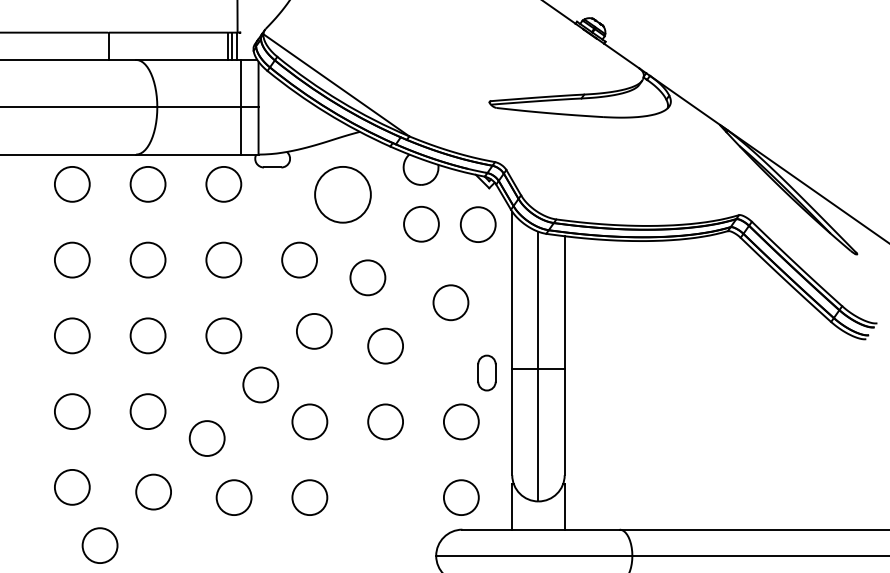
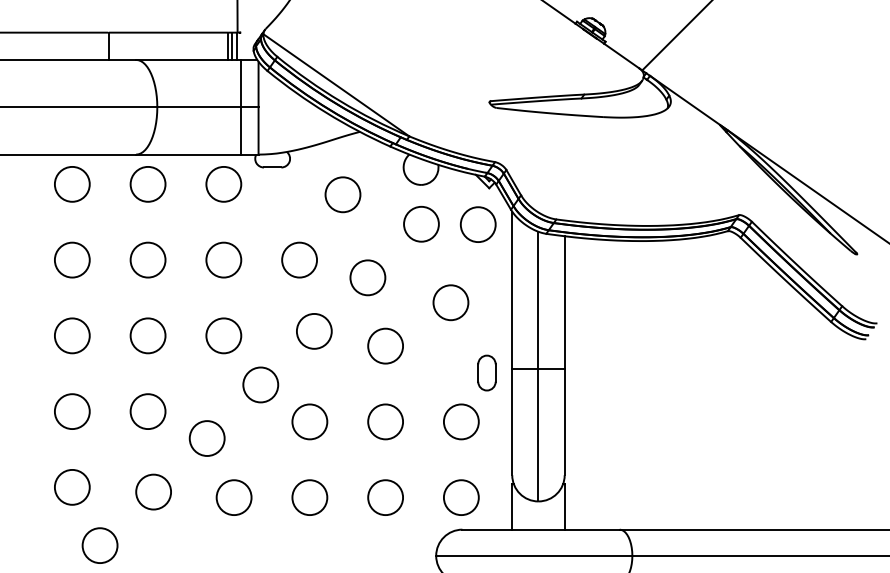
line: none -> present (676, 36)
circle diameter: 56 px -> 35 px (342, 194)
circle: none -> present (385, 497)
